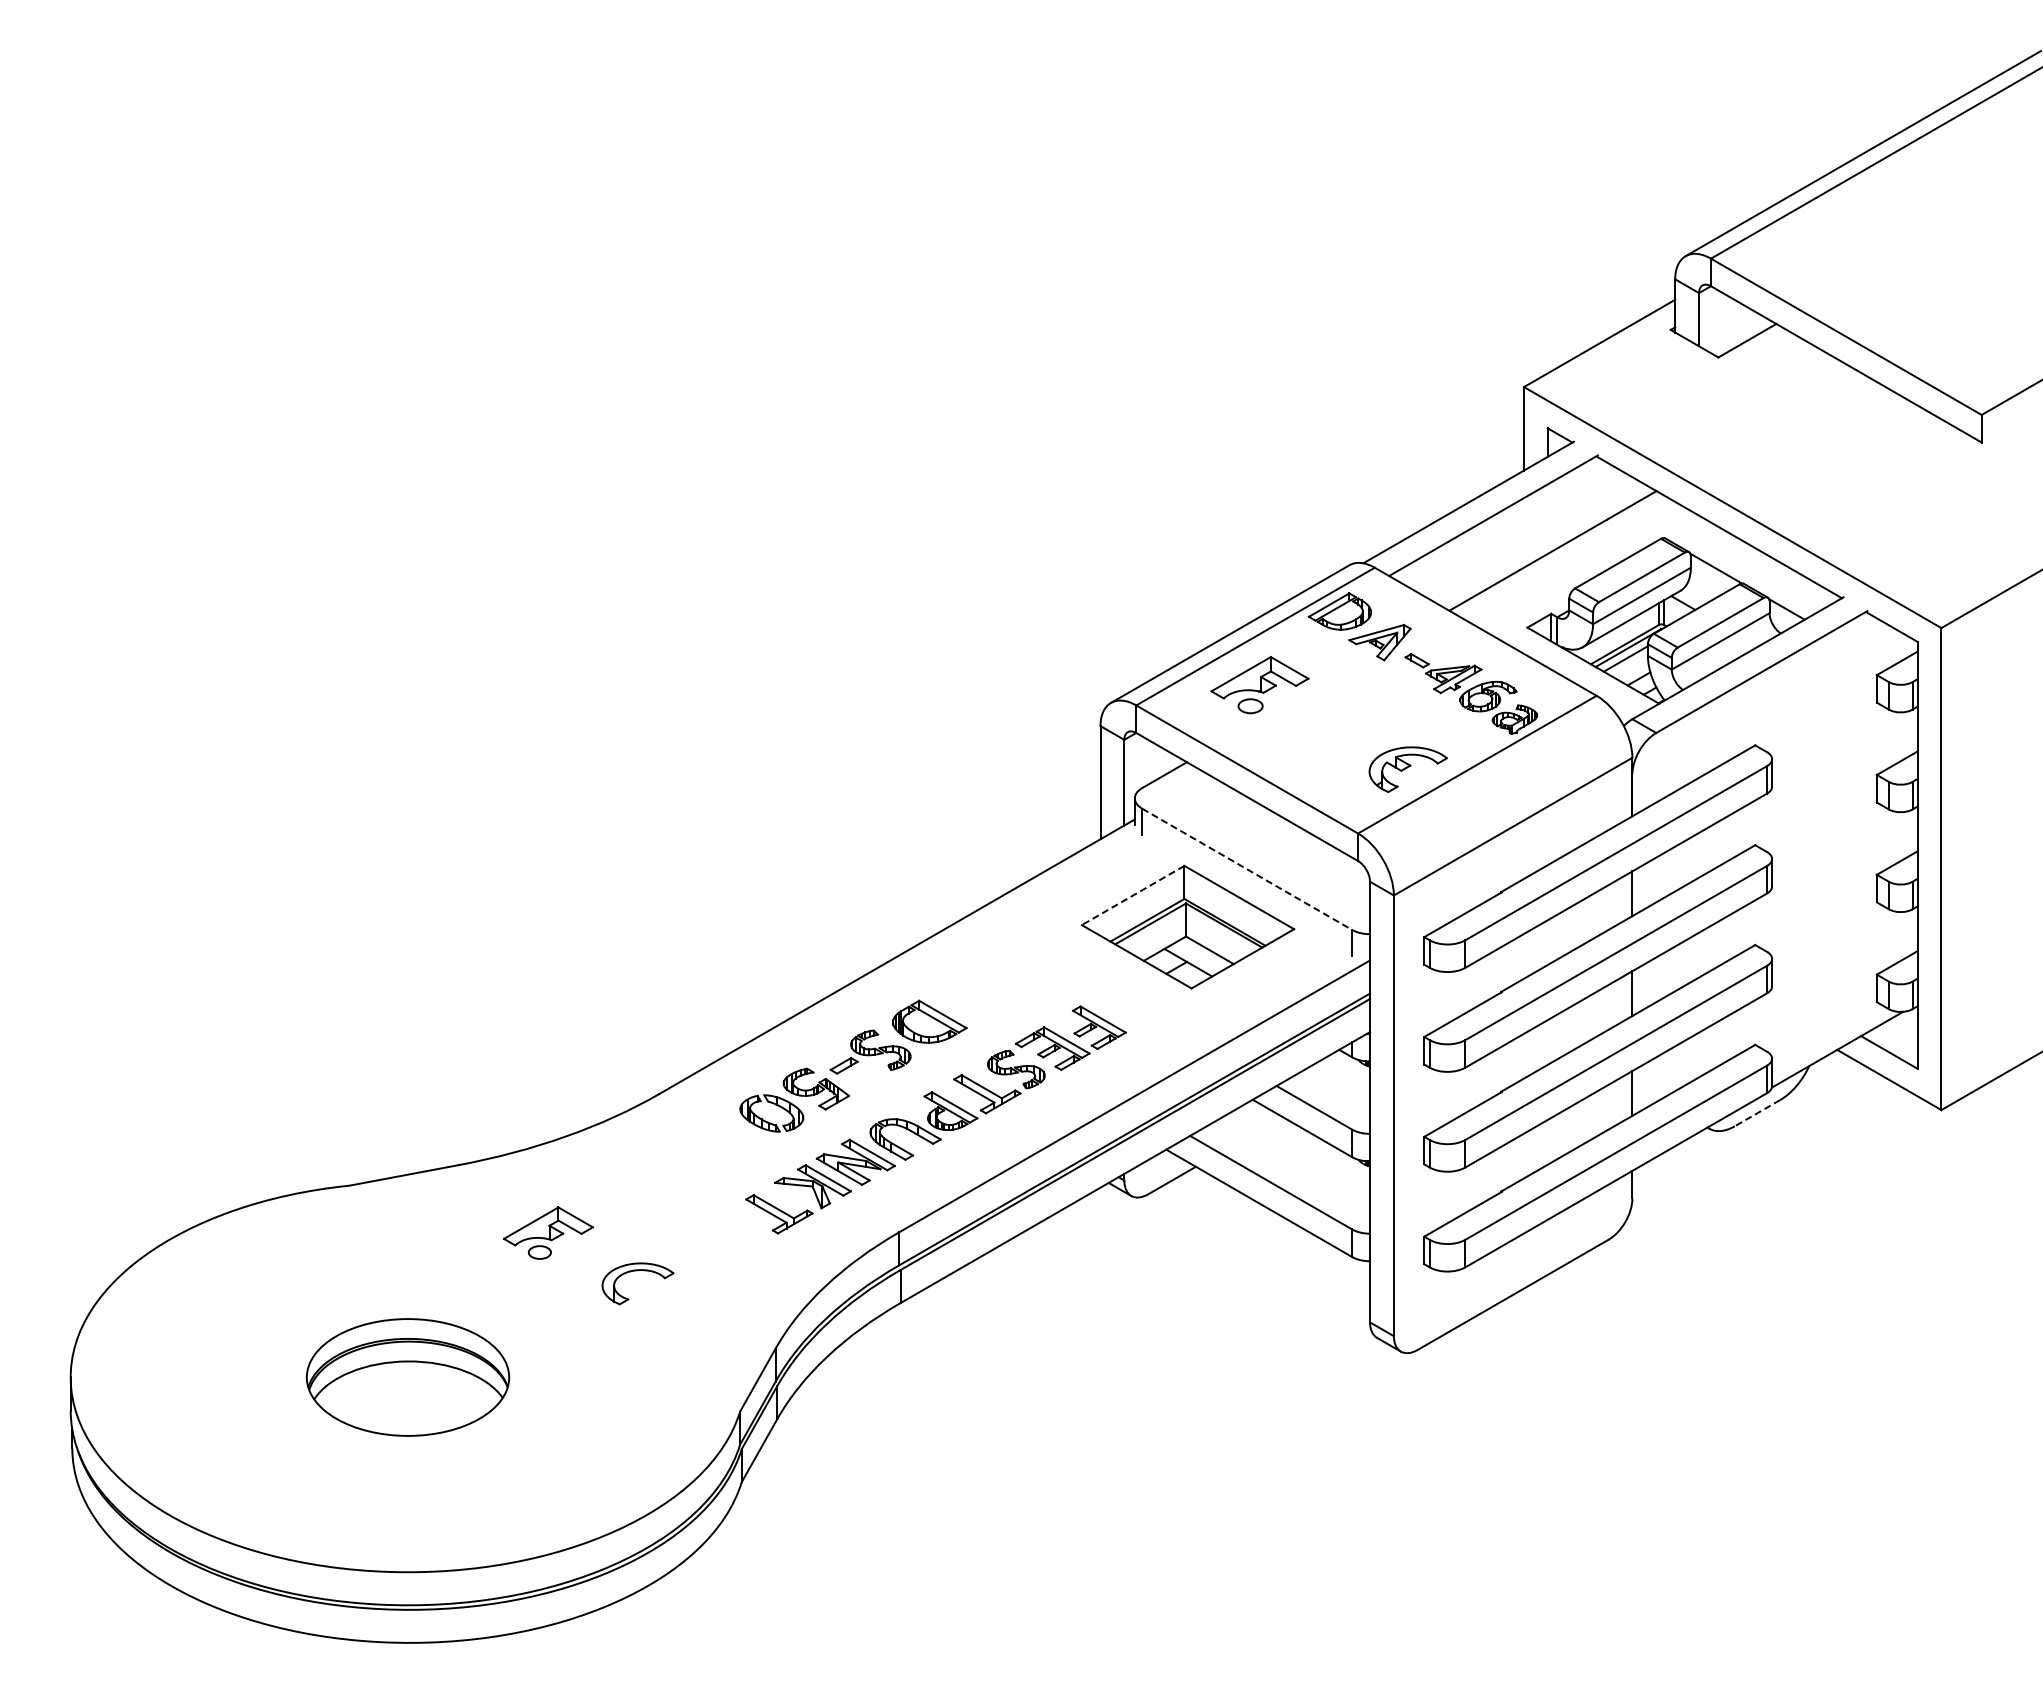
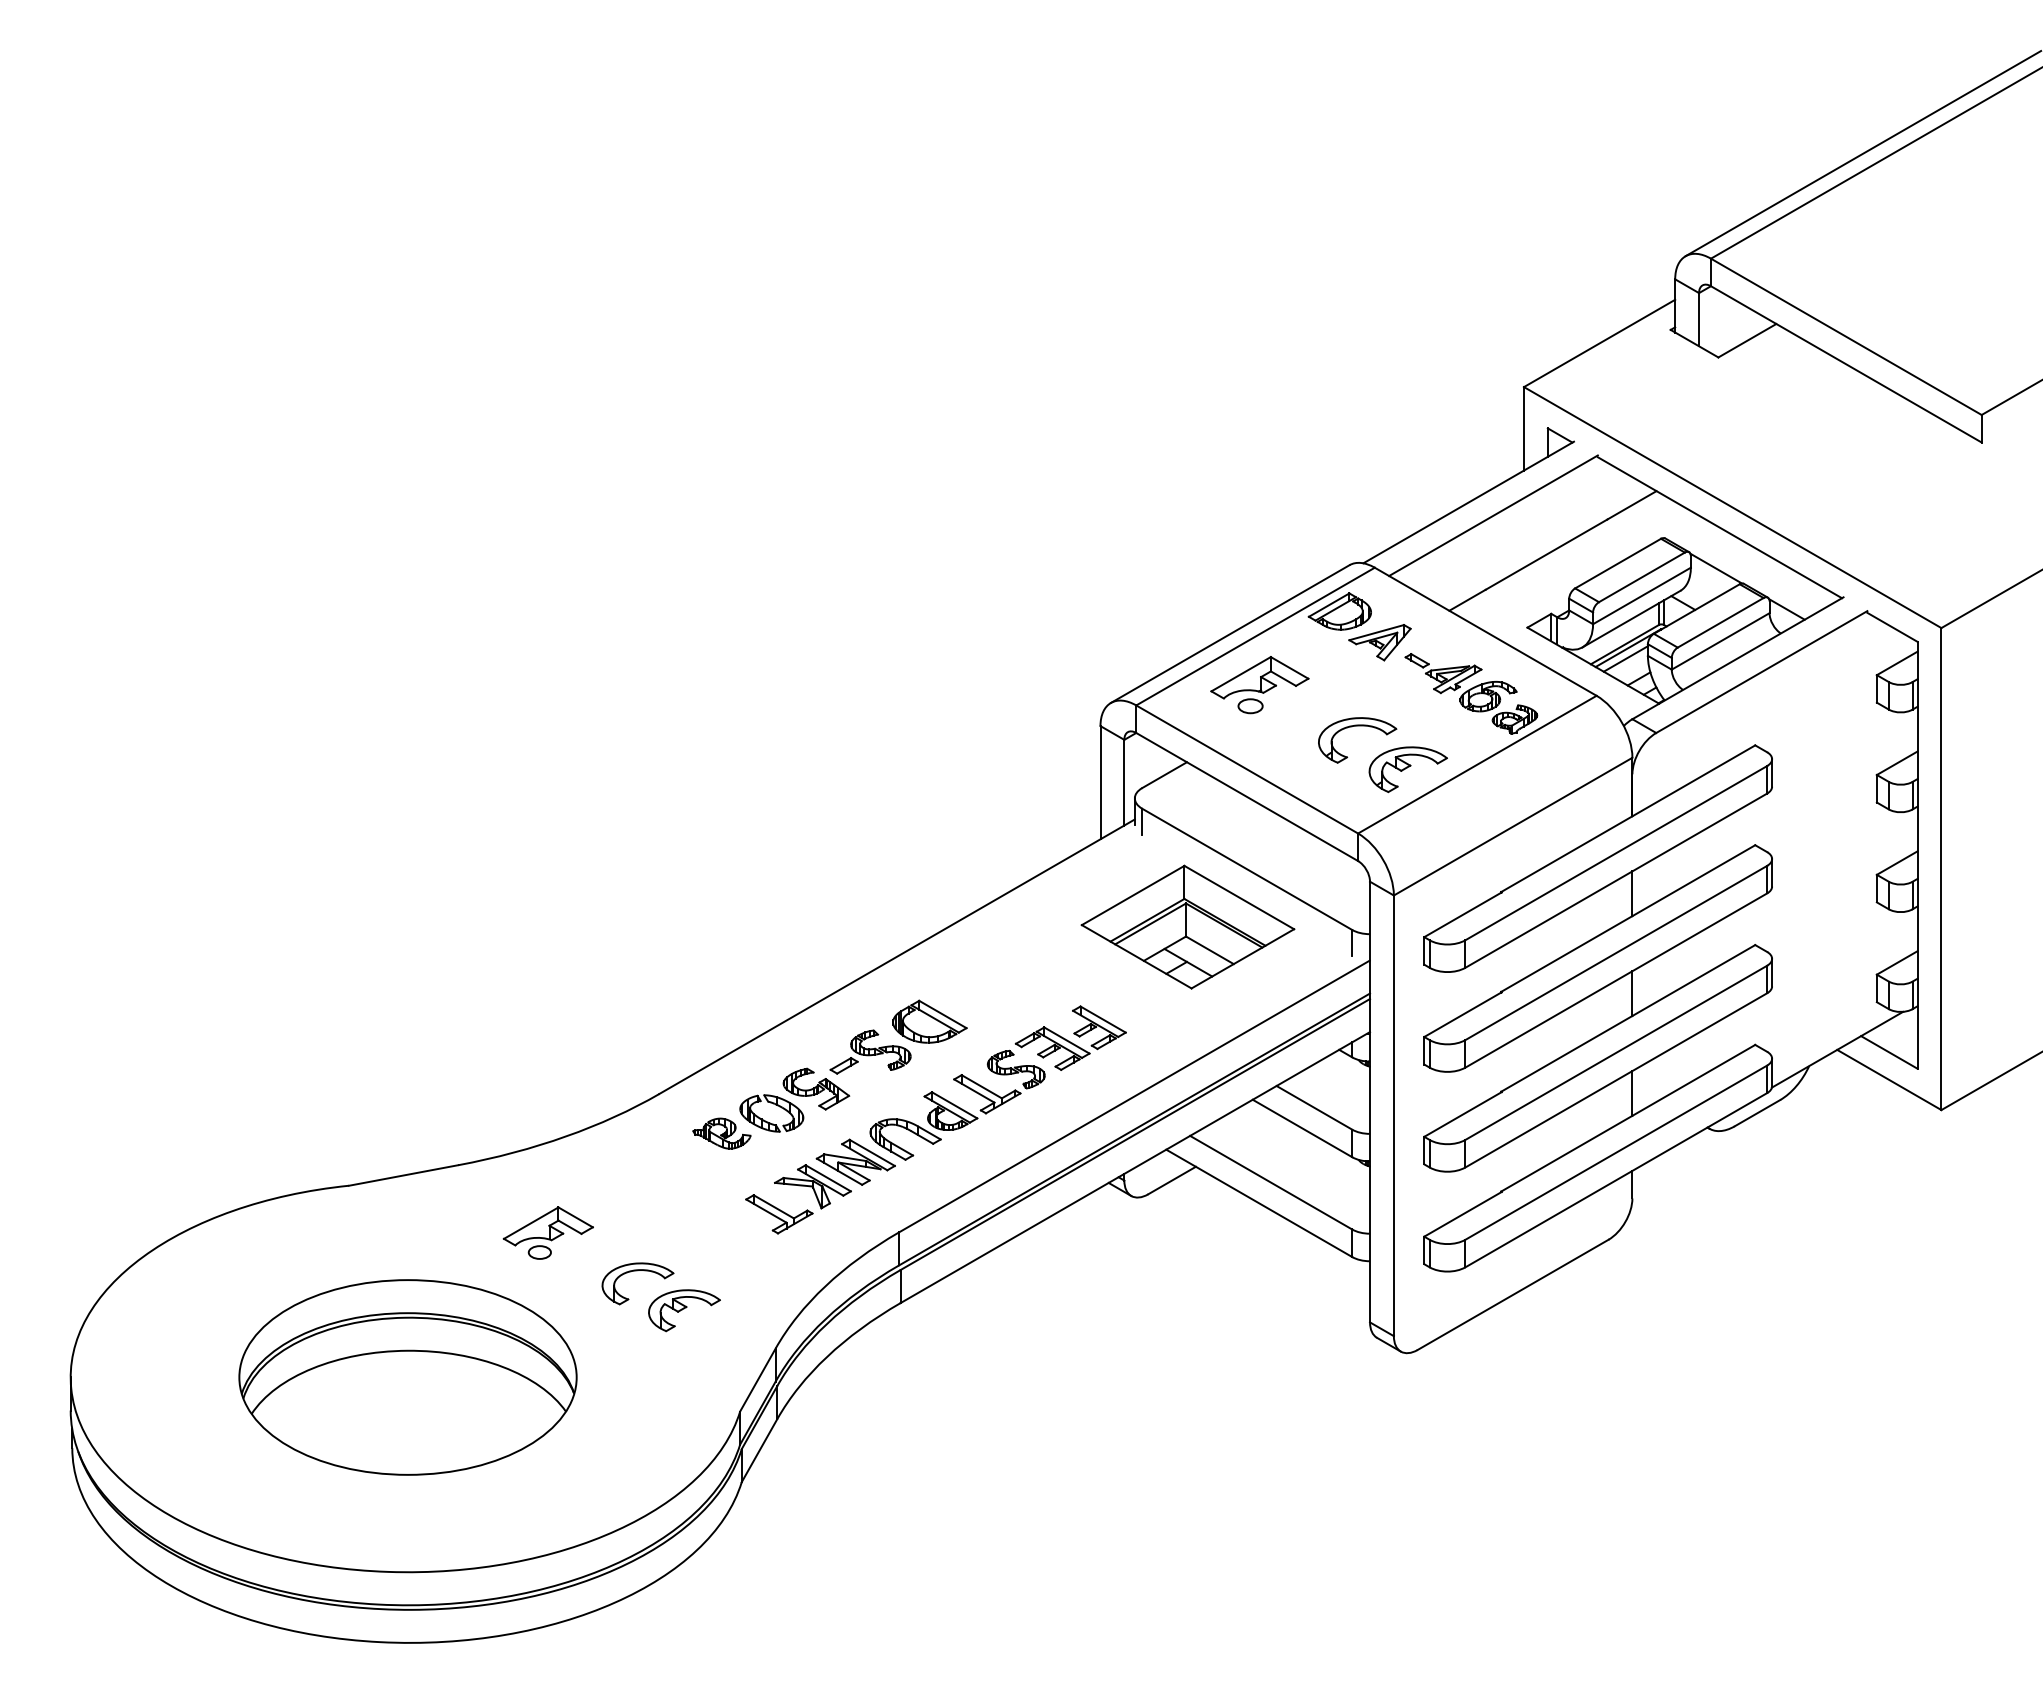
part: none -> present (1352, 727)
line: dashed -> solid (1247, 869)
line: dashed -> solid (1132, 895)
line: dashed -> solid (1757, 1113)
part: none -> present (721, 1133)
part: none -> present (684, 1310)
part size: 206x119 px -> 340x197 px (407, 1377)
